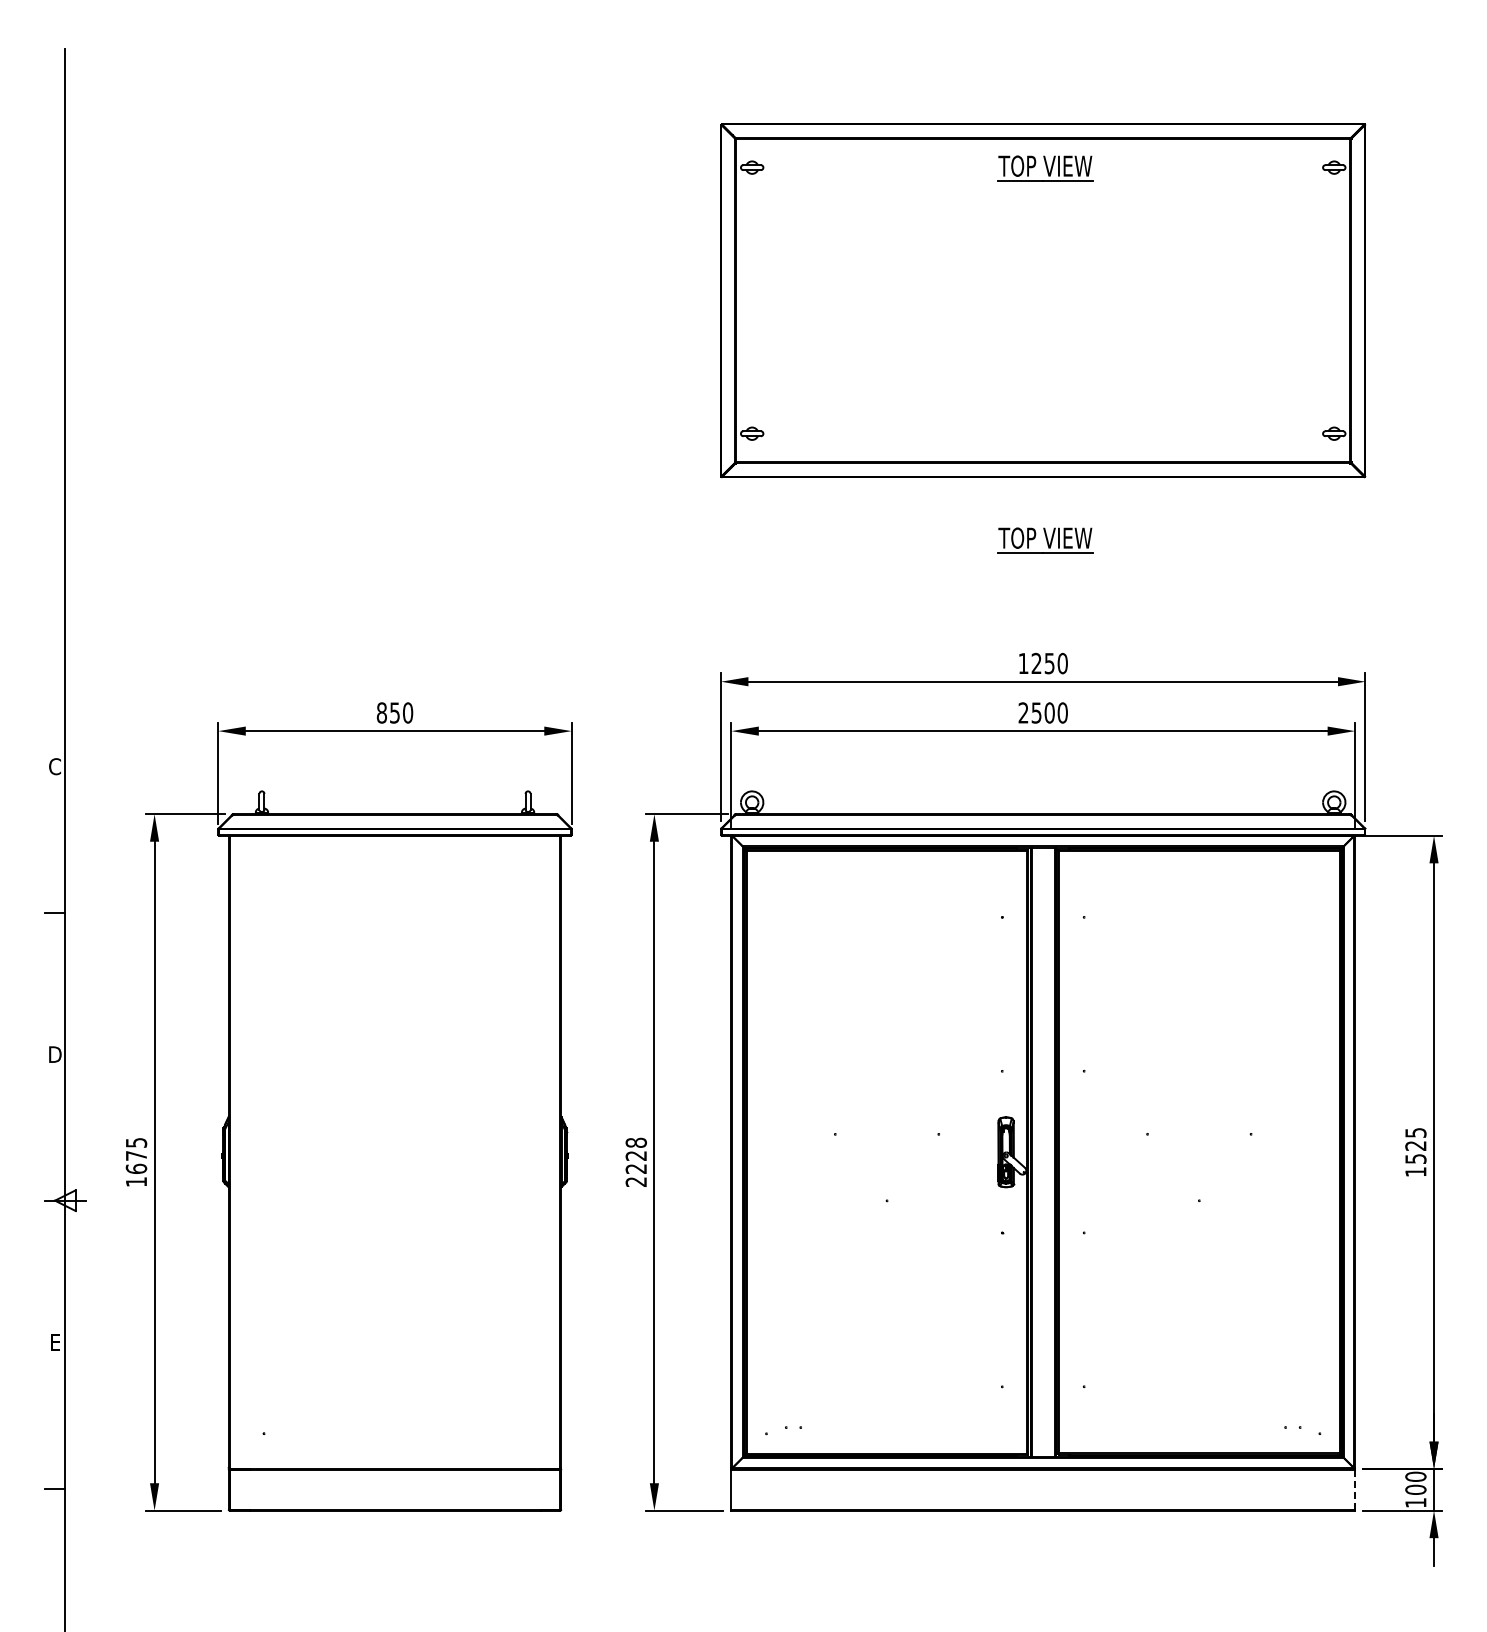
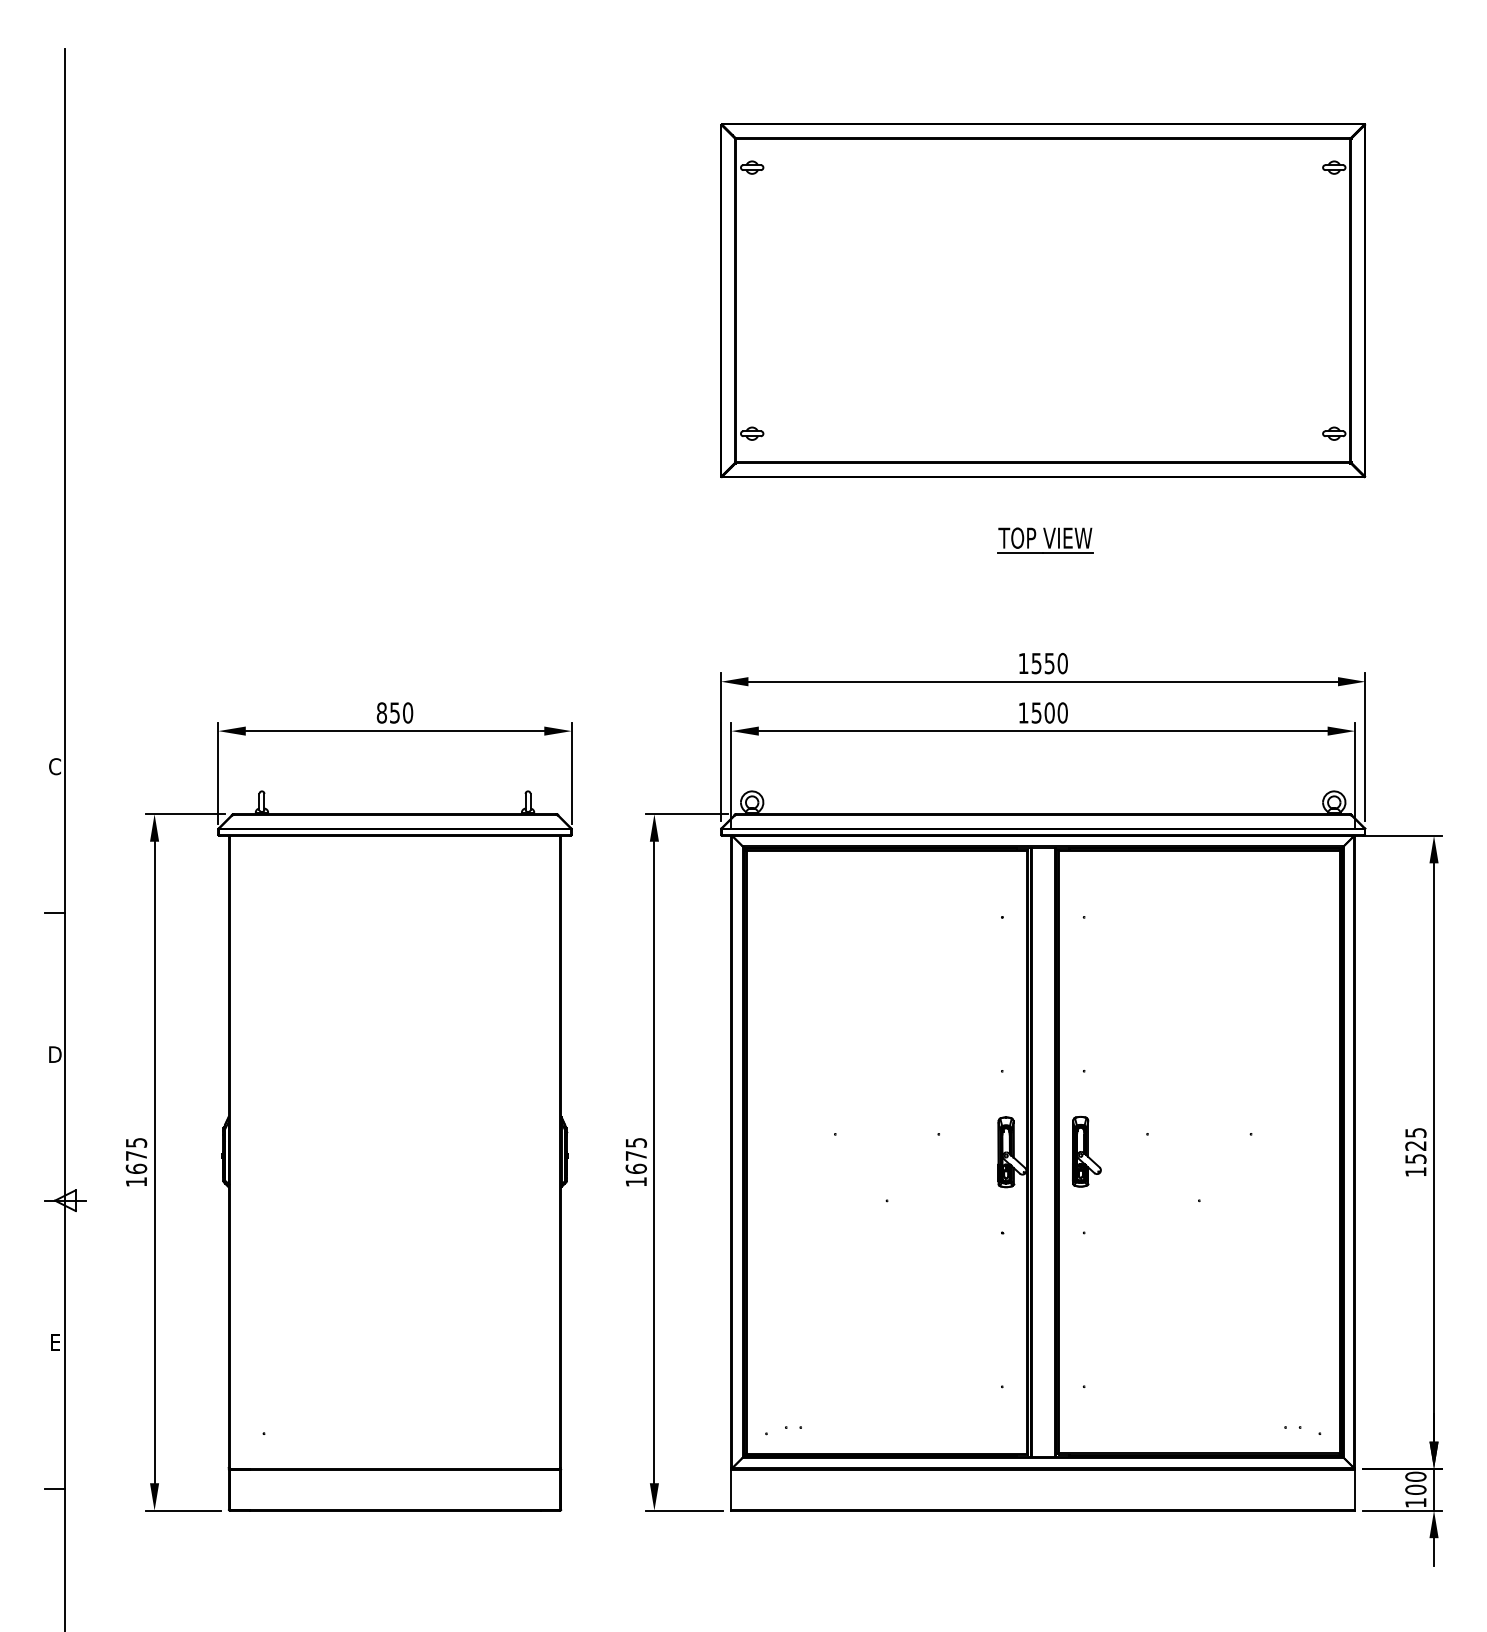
part: present -> none (1045, 168)
text: 1250 -> 1550 (1036, 663)
text: 2500 -> 1500 (1023, 712)
part: none -> present (1086, 1151)
text: 2228 -> 1675 (635, 1161)
line: dashed -> solid (1355, 1489)
